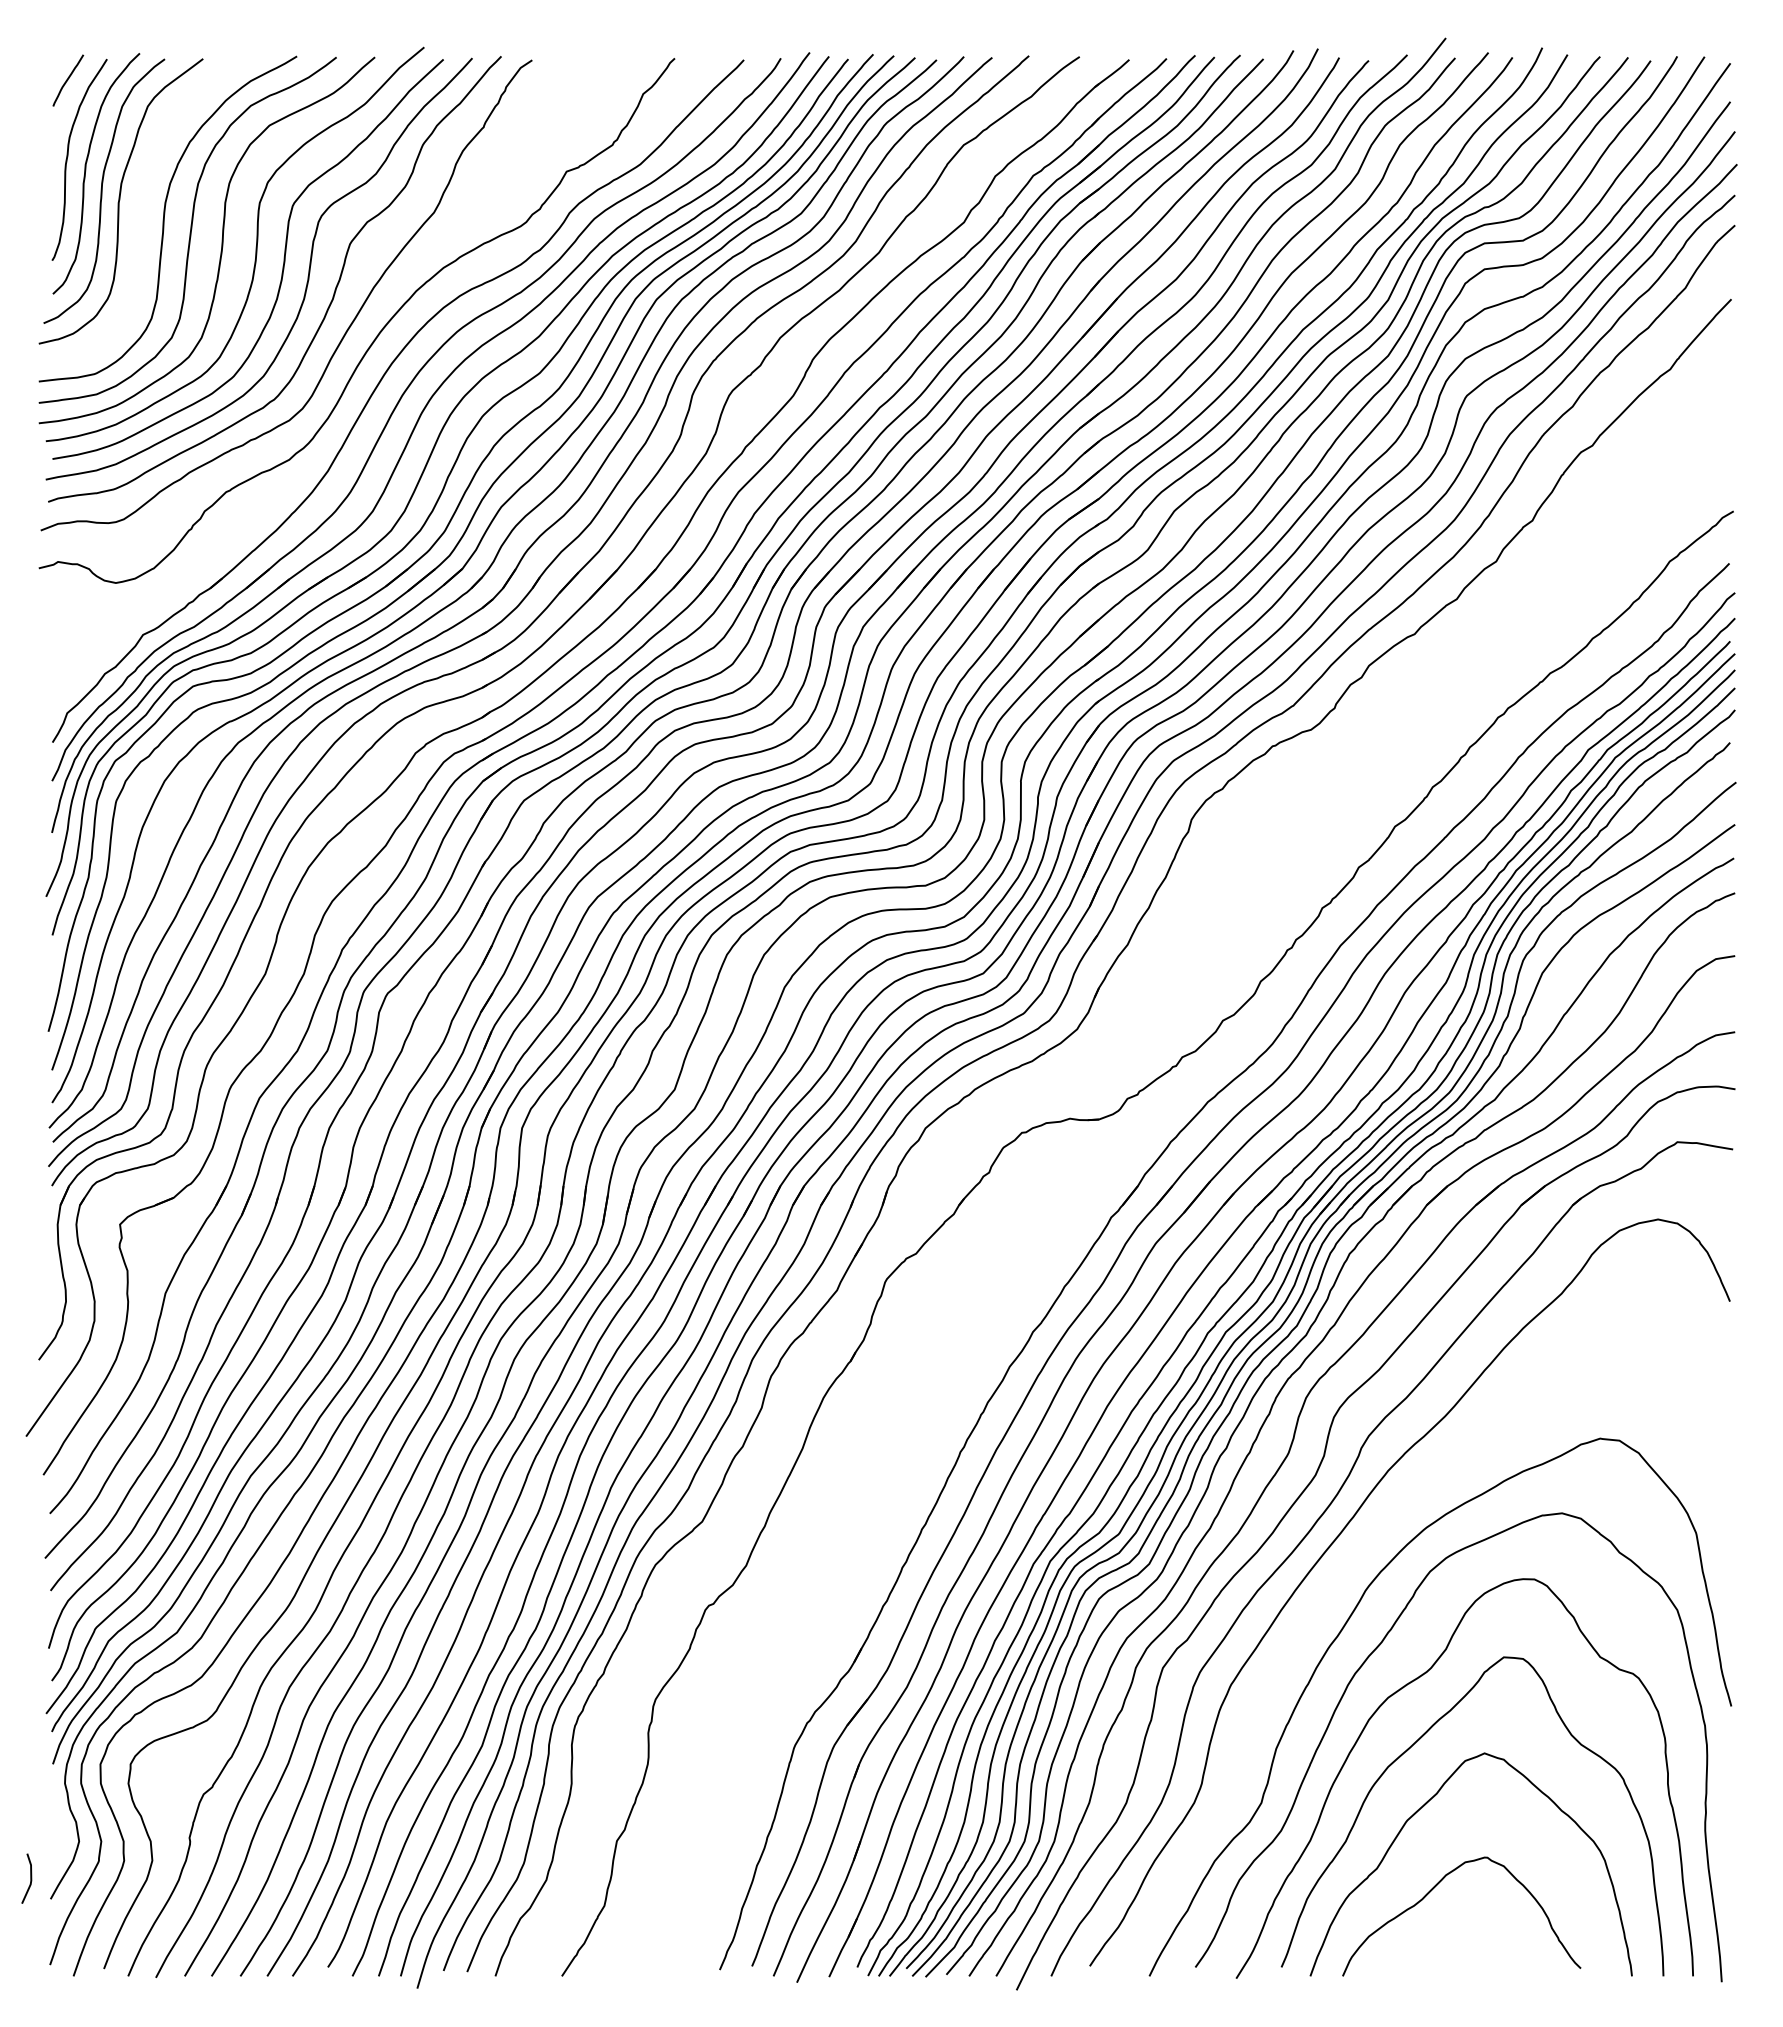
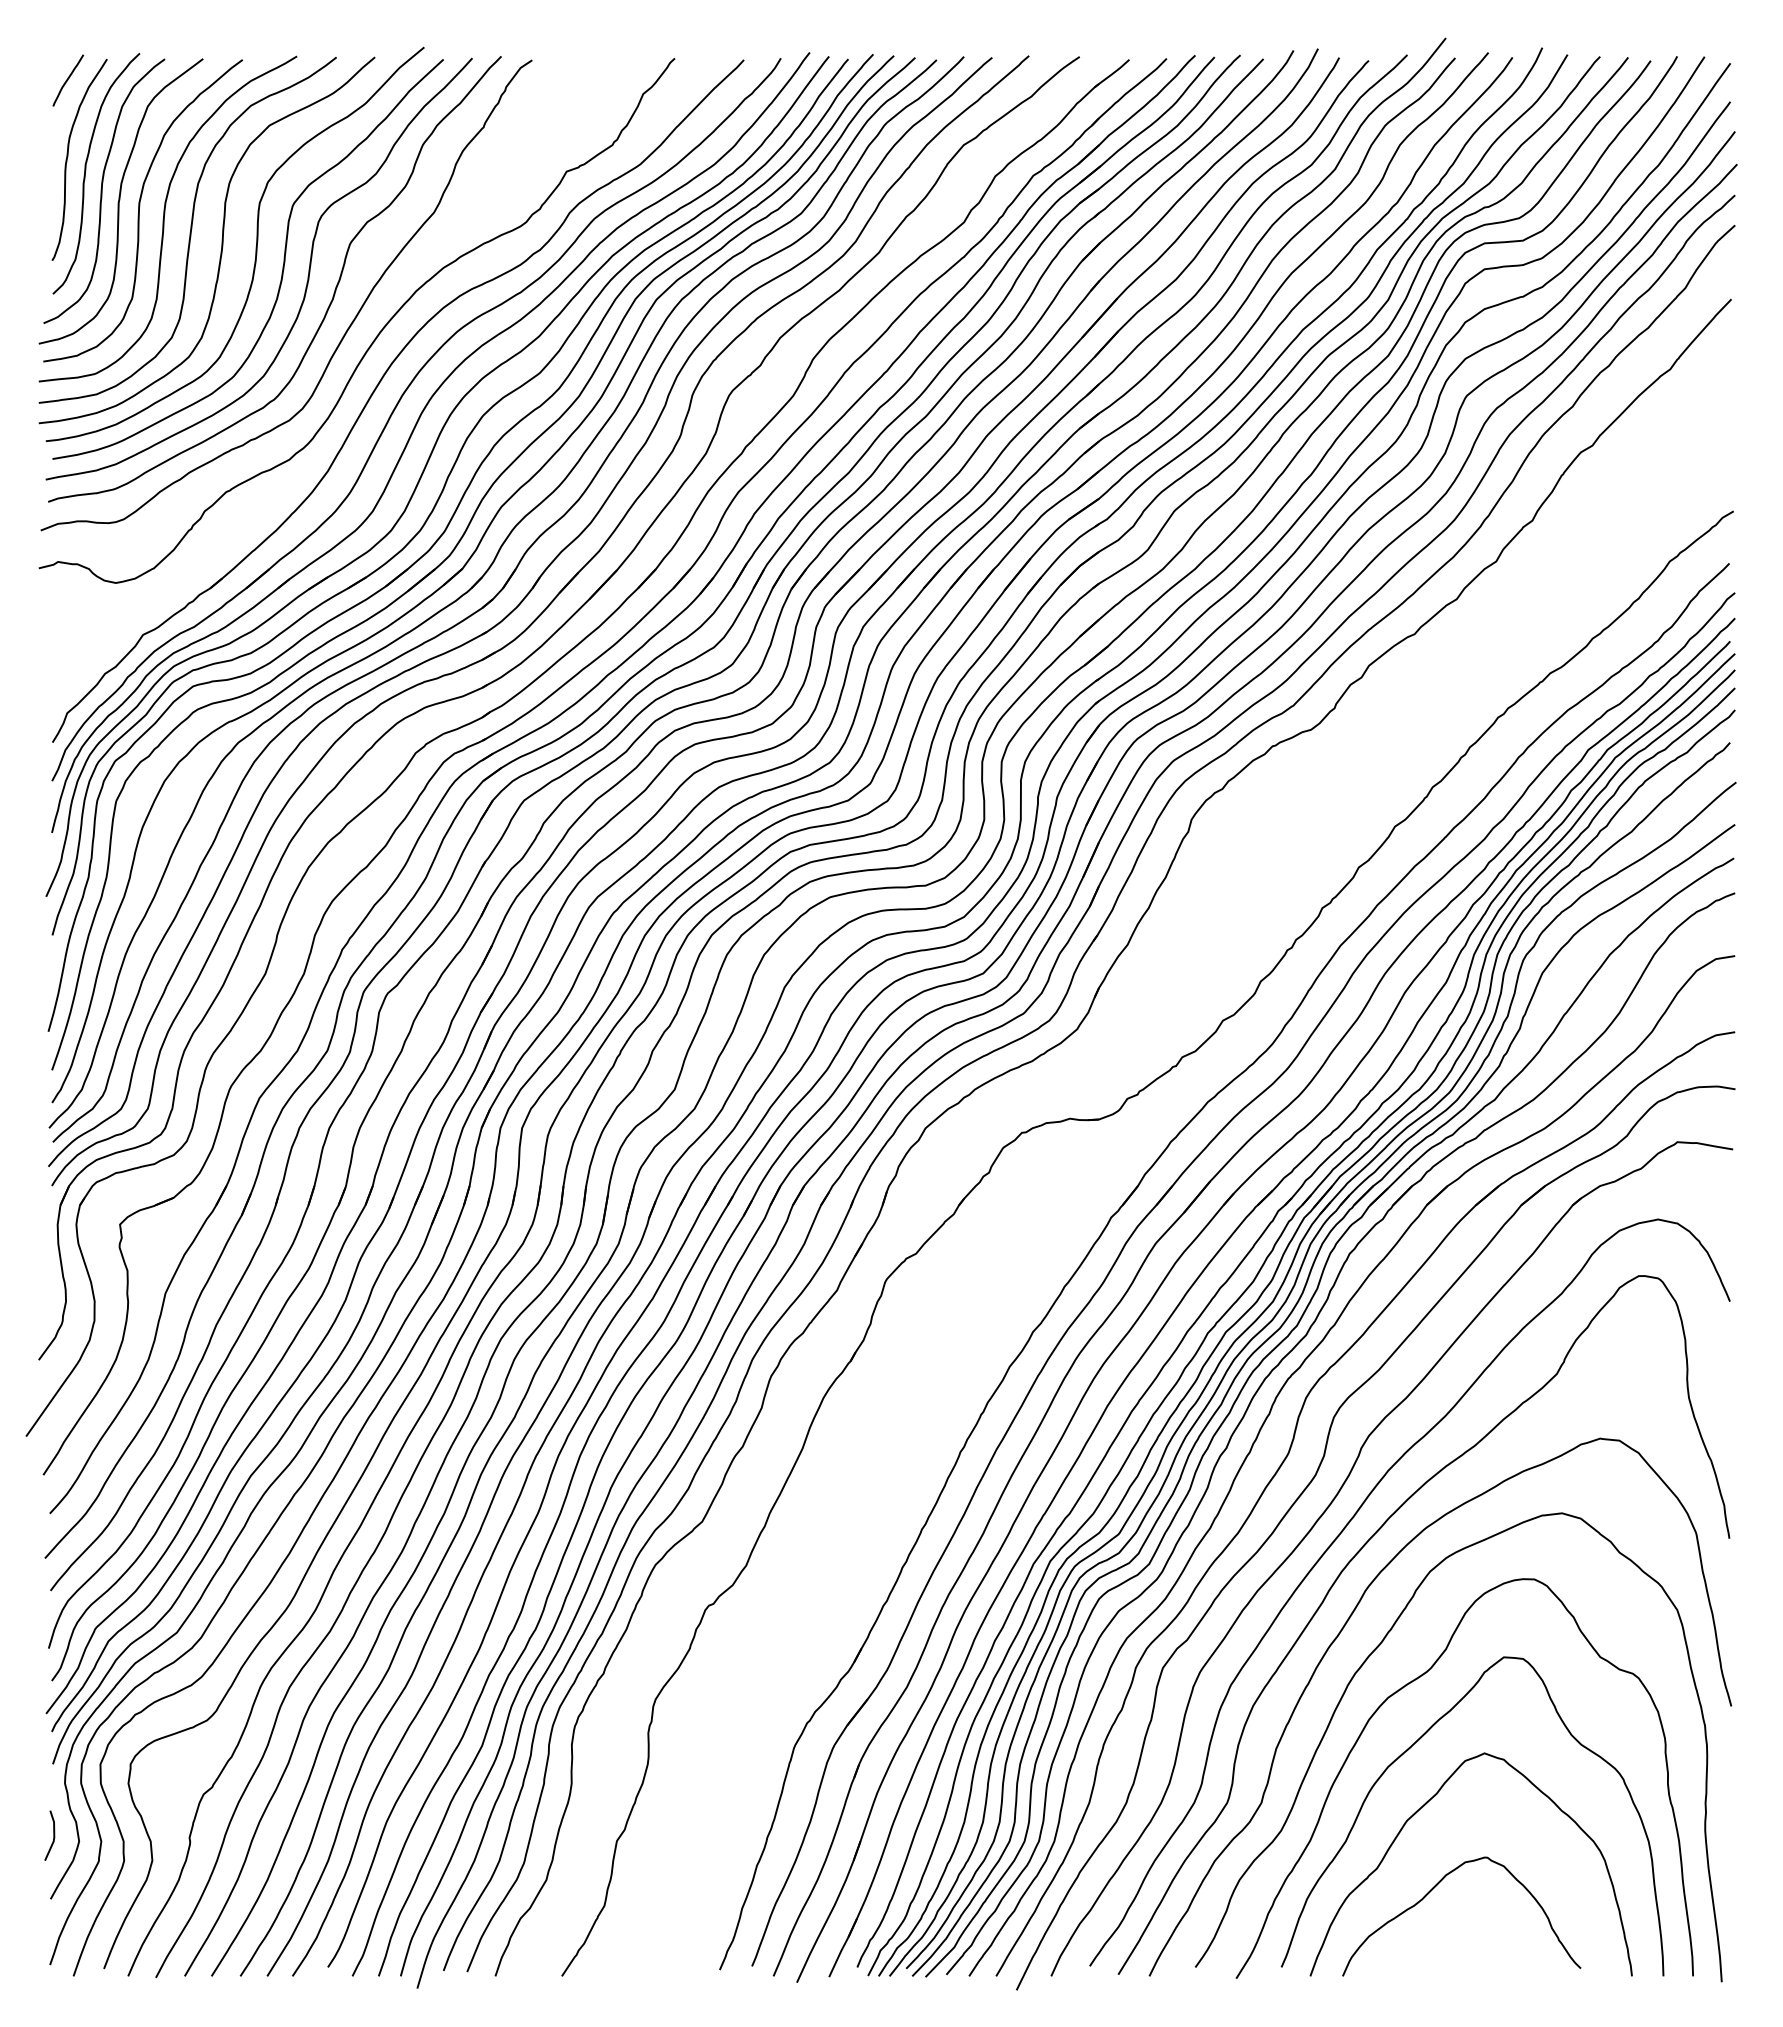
curve: none -> present (139, 210)
curve: none -> present (1353, 1559)
line position: (30, 1878) -> (53, 1835) (53, 1835)
